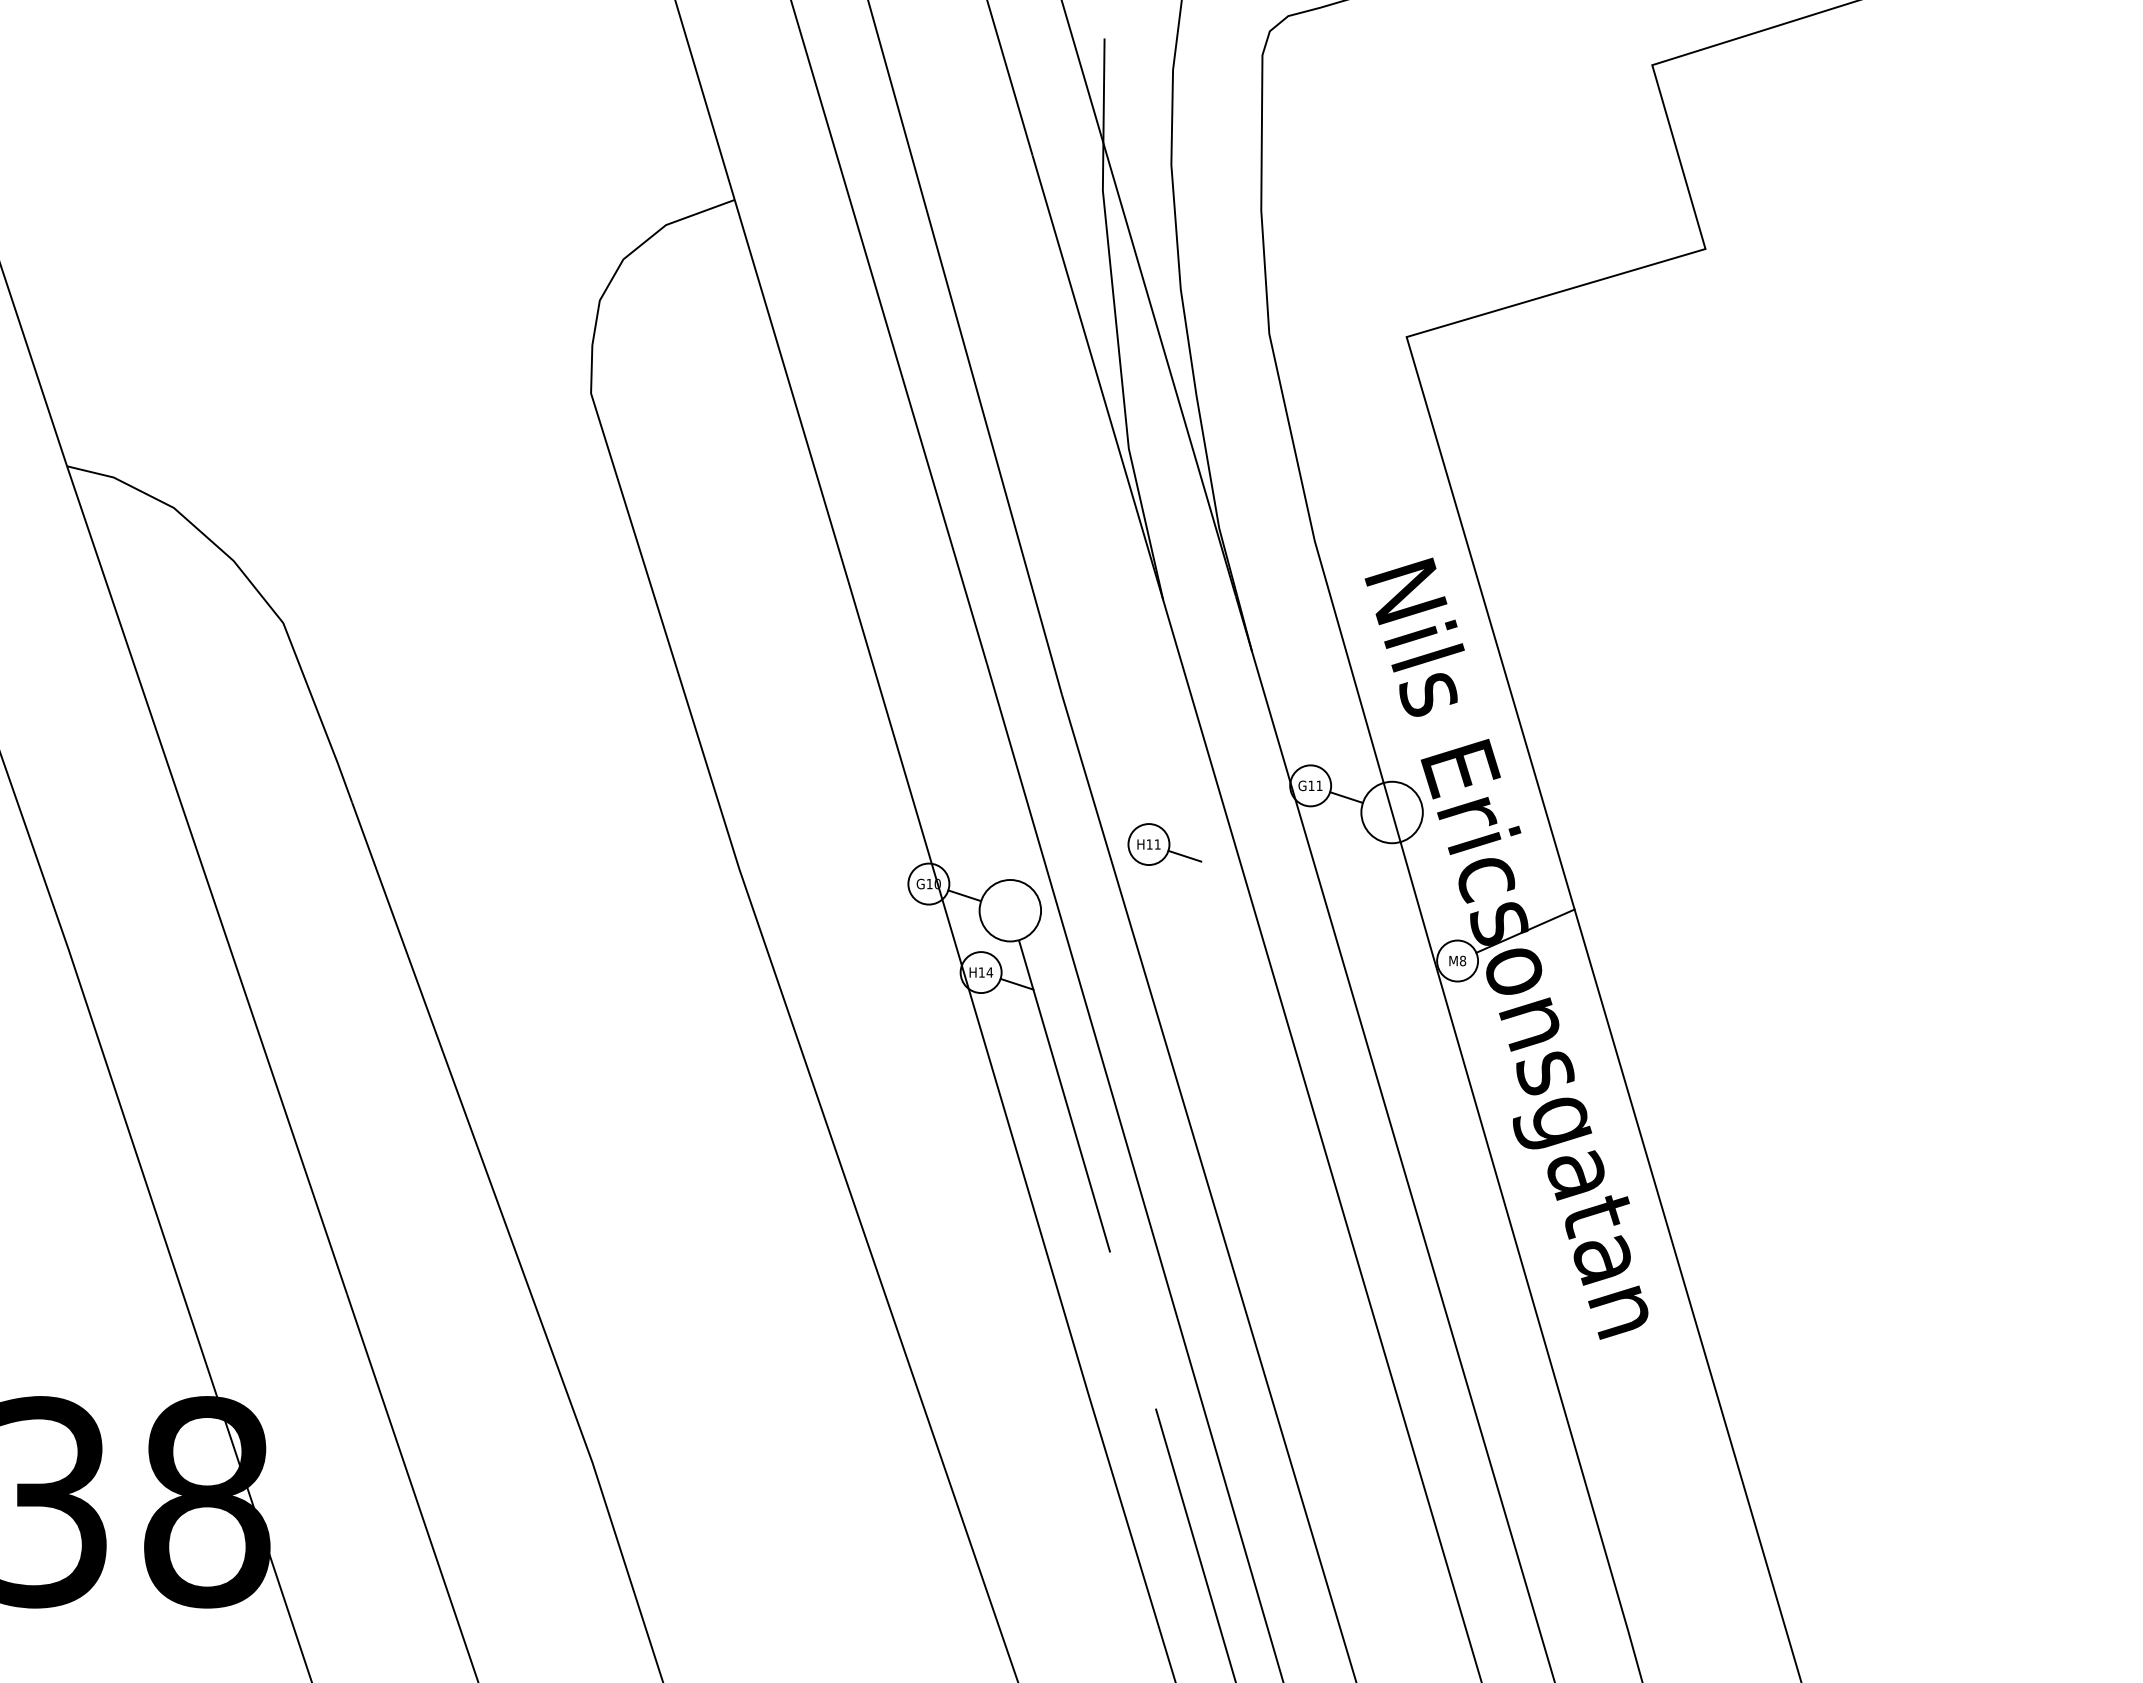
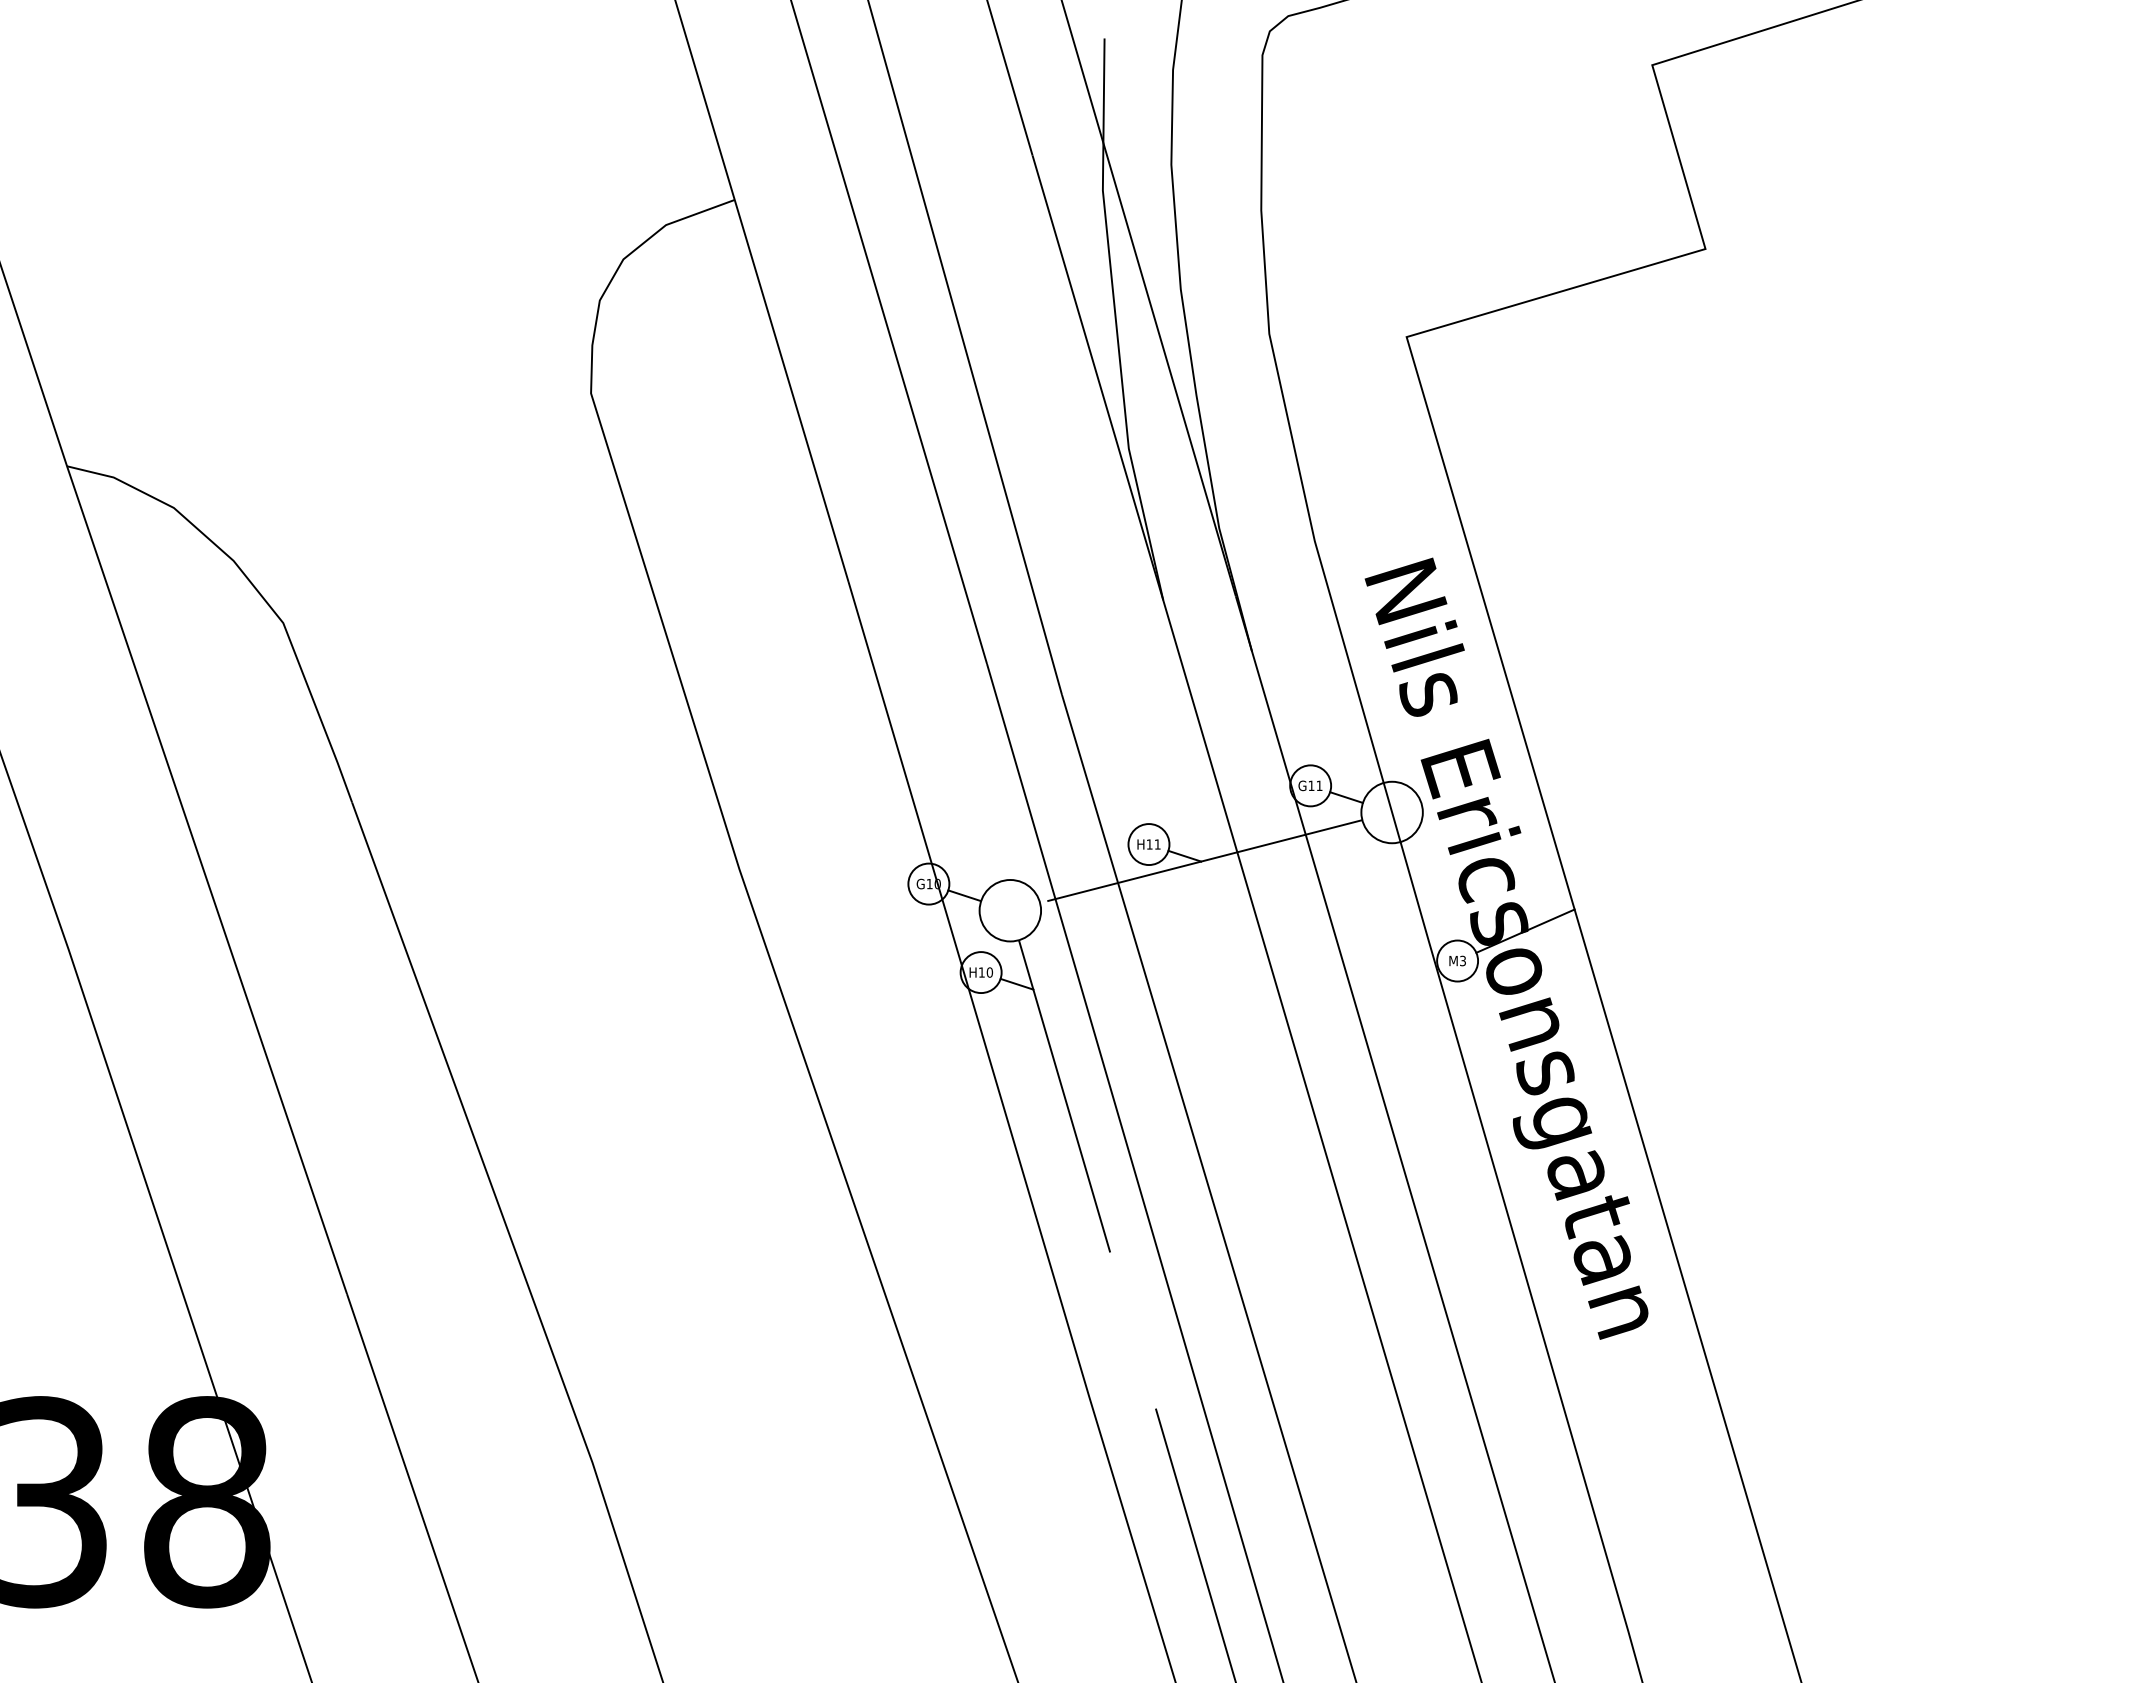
line: none -> present (1201, 861)
text: M8 -> M3 (1463, 960)
text: H14 -> H10 (989, 972)
